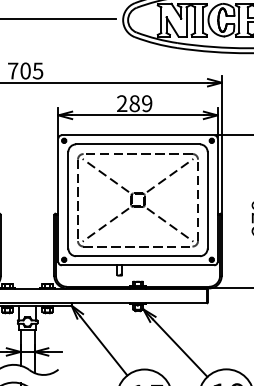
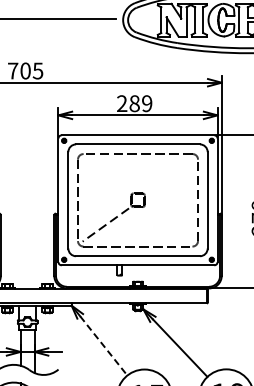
line: present -> none (105, 175)
line: present -> none (170, 175)
line: present -> none (170, 224)
line: solid -> dashed (103, 345)
